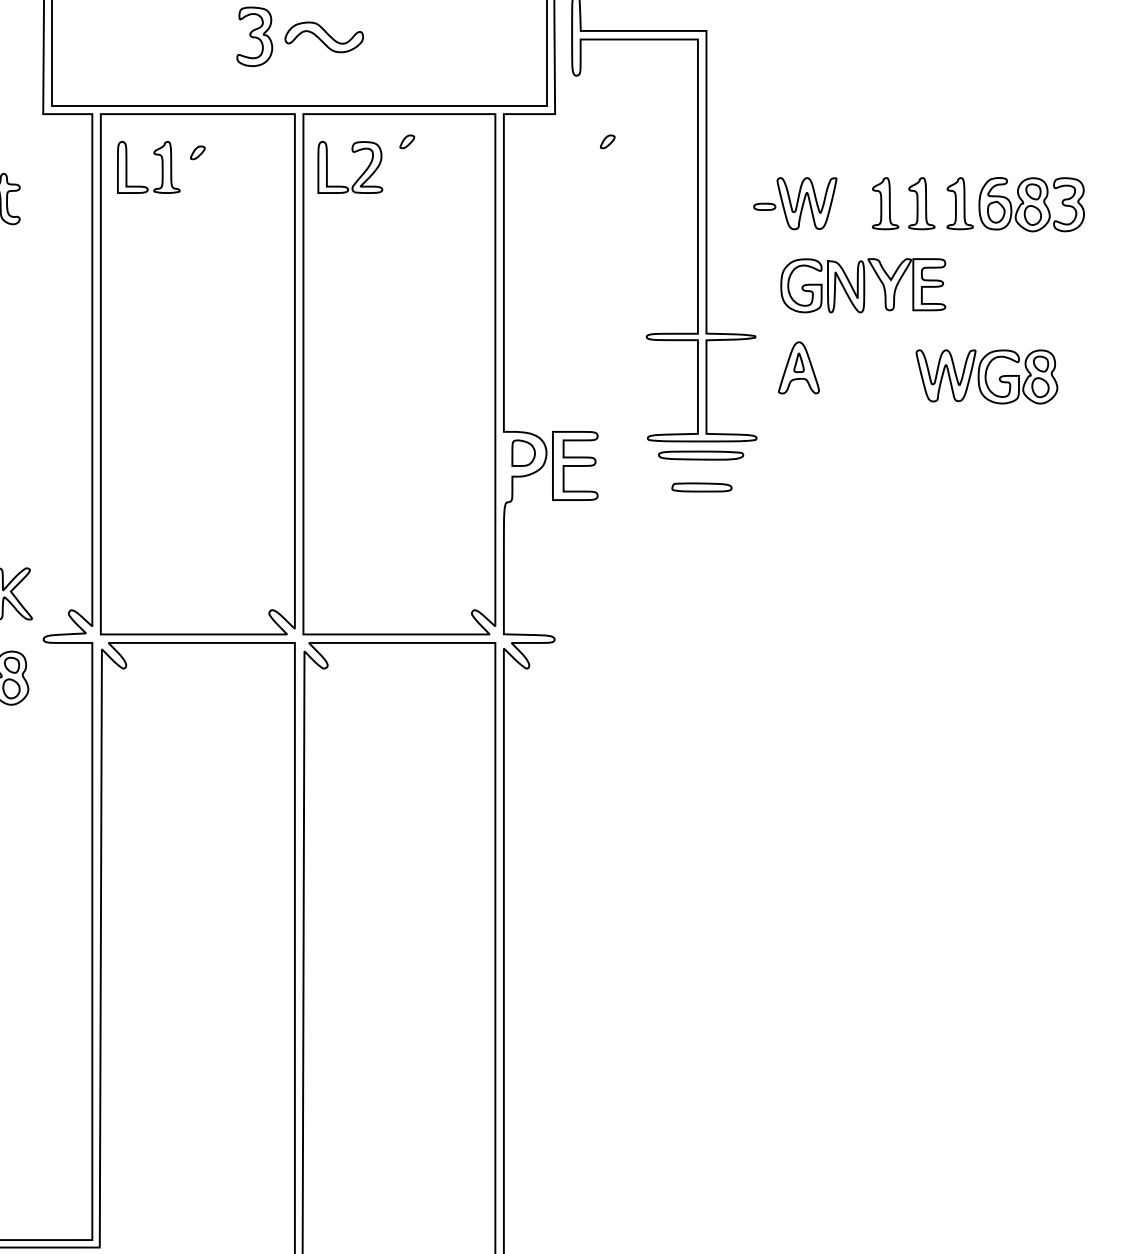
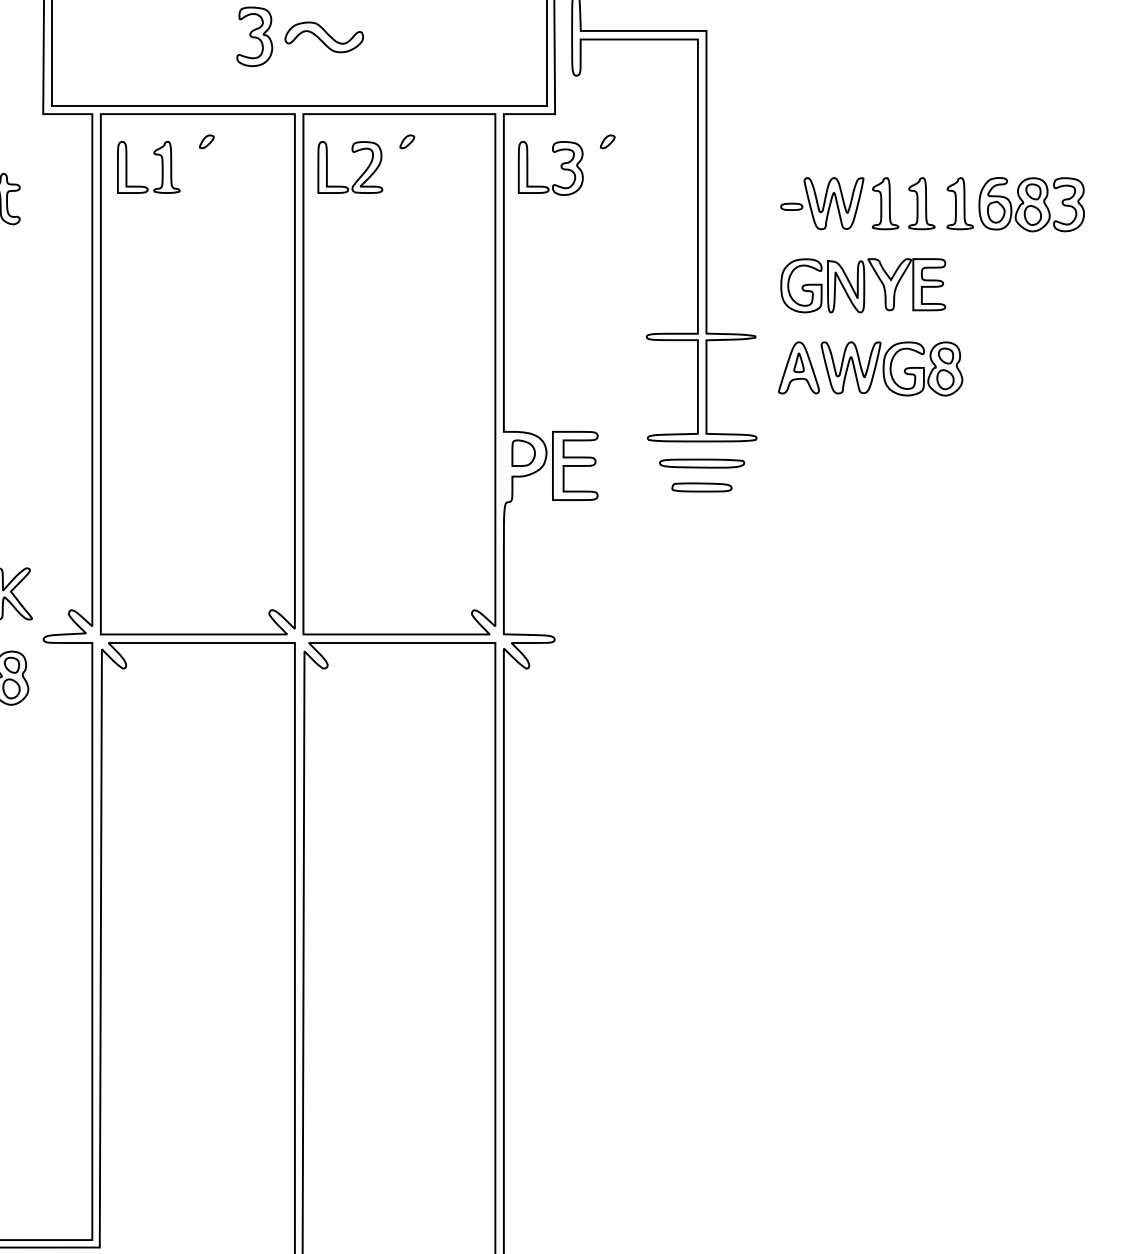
part position: (197, 152) -> (206, 141) (206, 141)
part: none -> present (560, 167)
part position: (795, 203) -> (822, 203) (822, 203)
part position: (986, 376) -> (891, 368) (891, 368)
part position: (701, 455) -> (702, 463) (702, 463)
